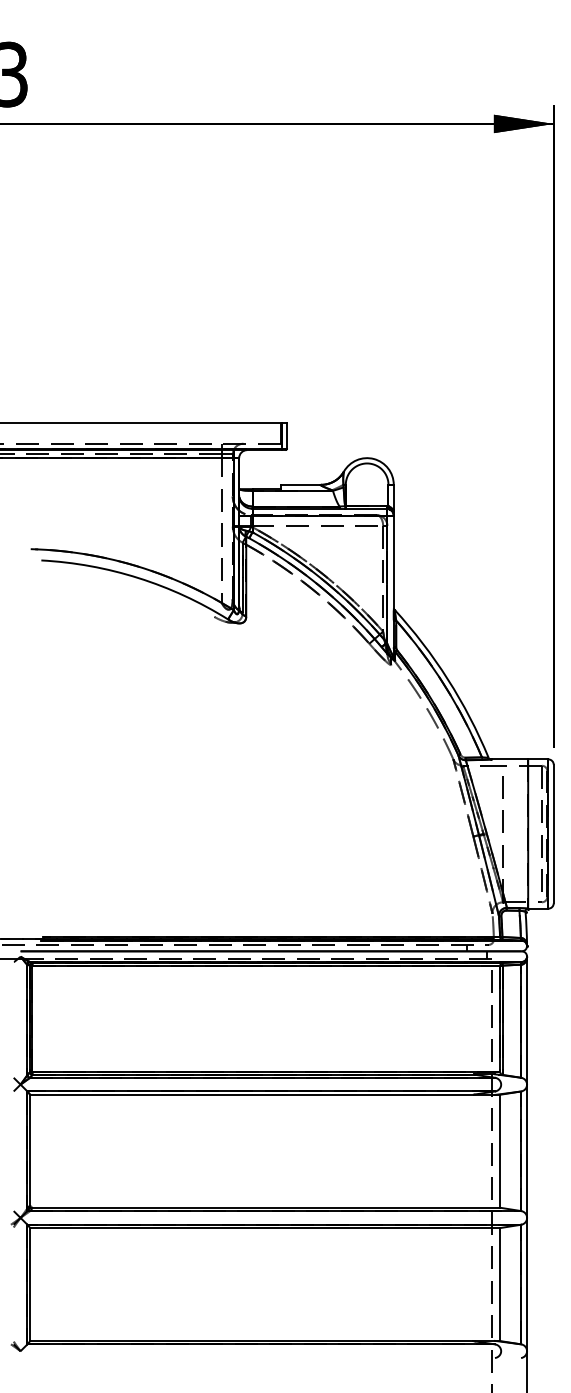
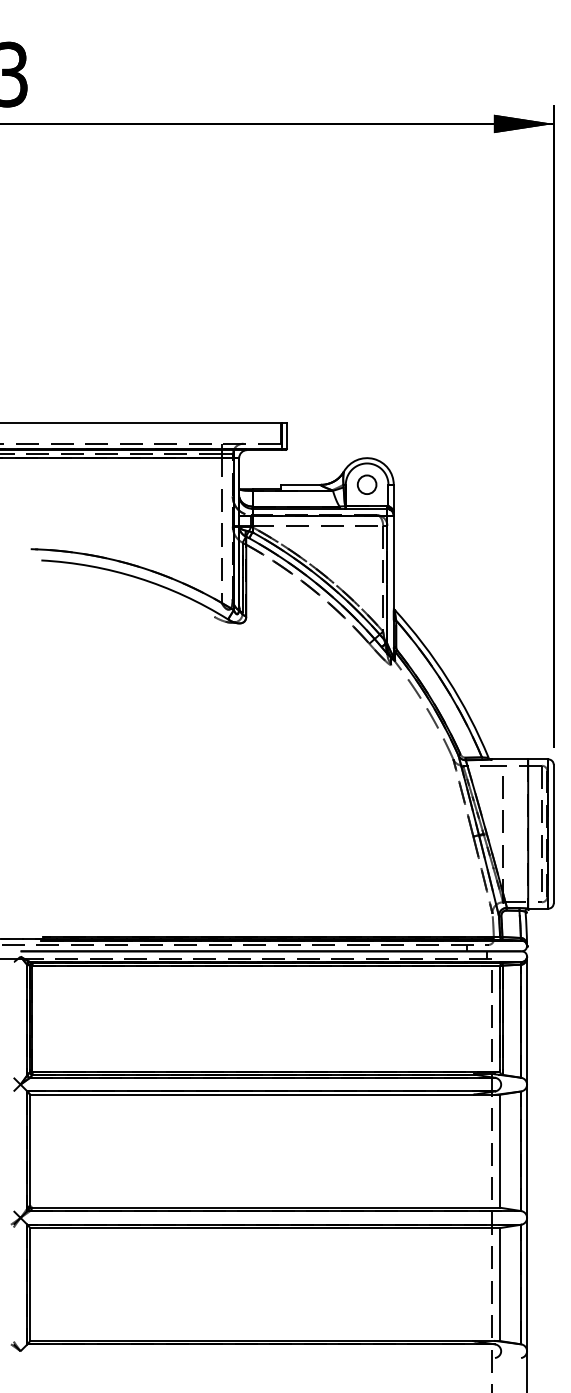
circle: none -> present (366, 484)
